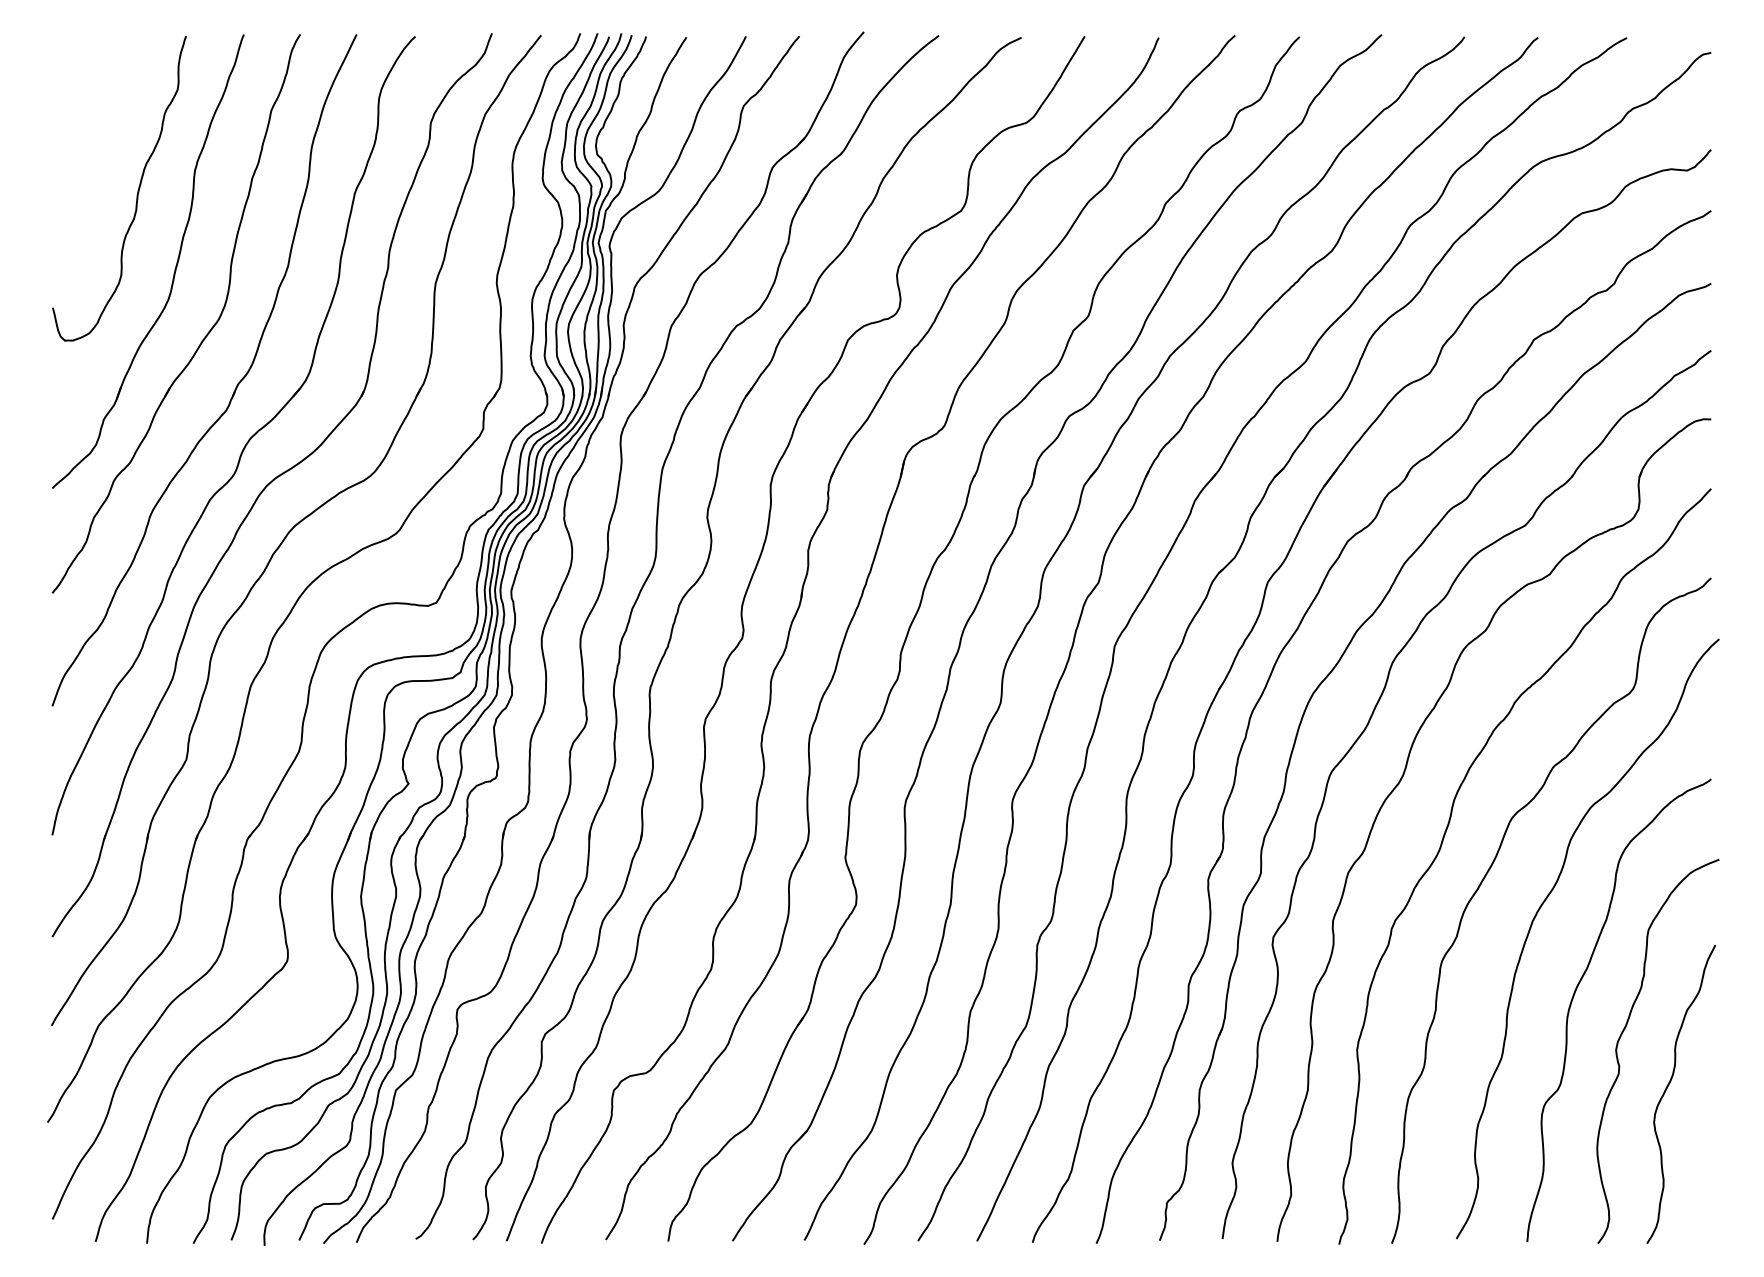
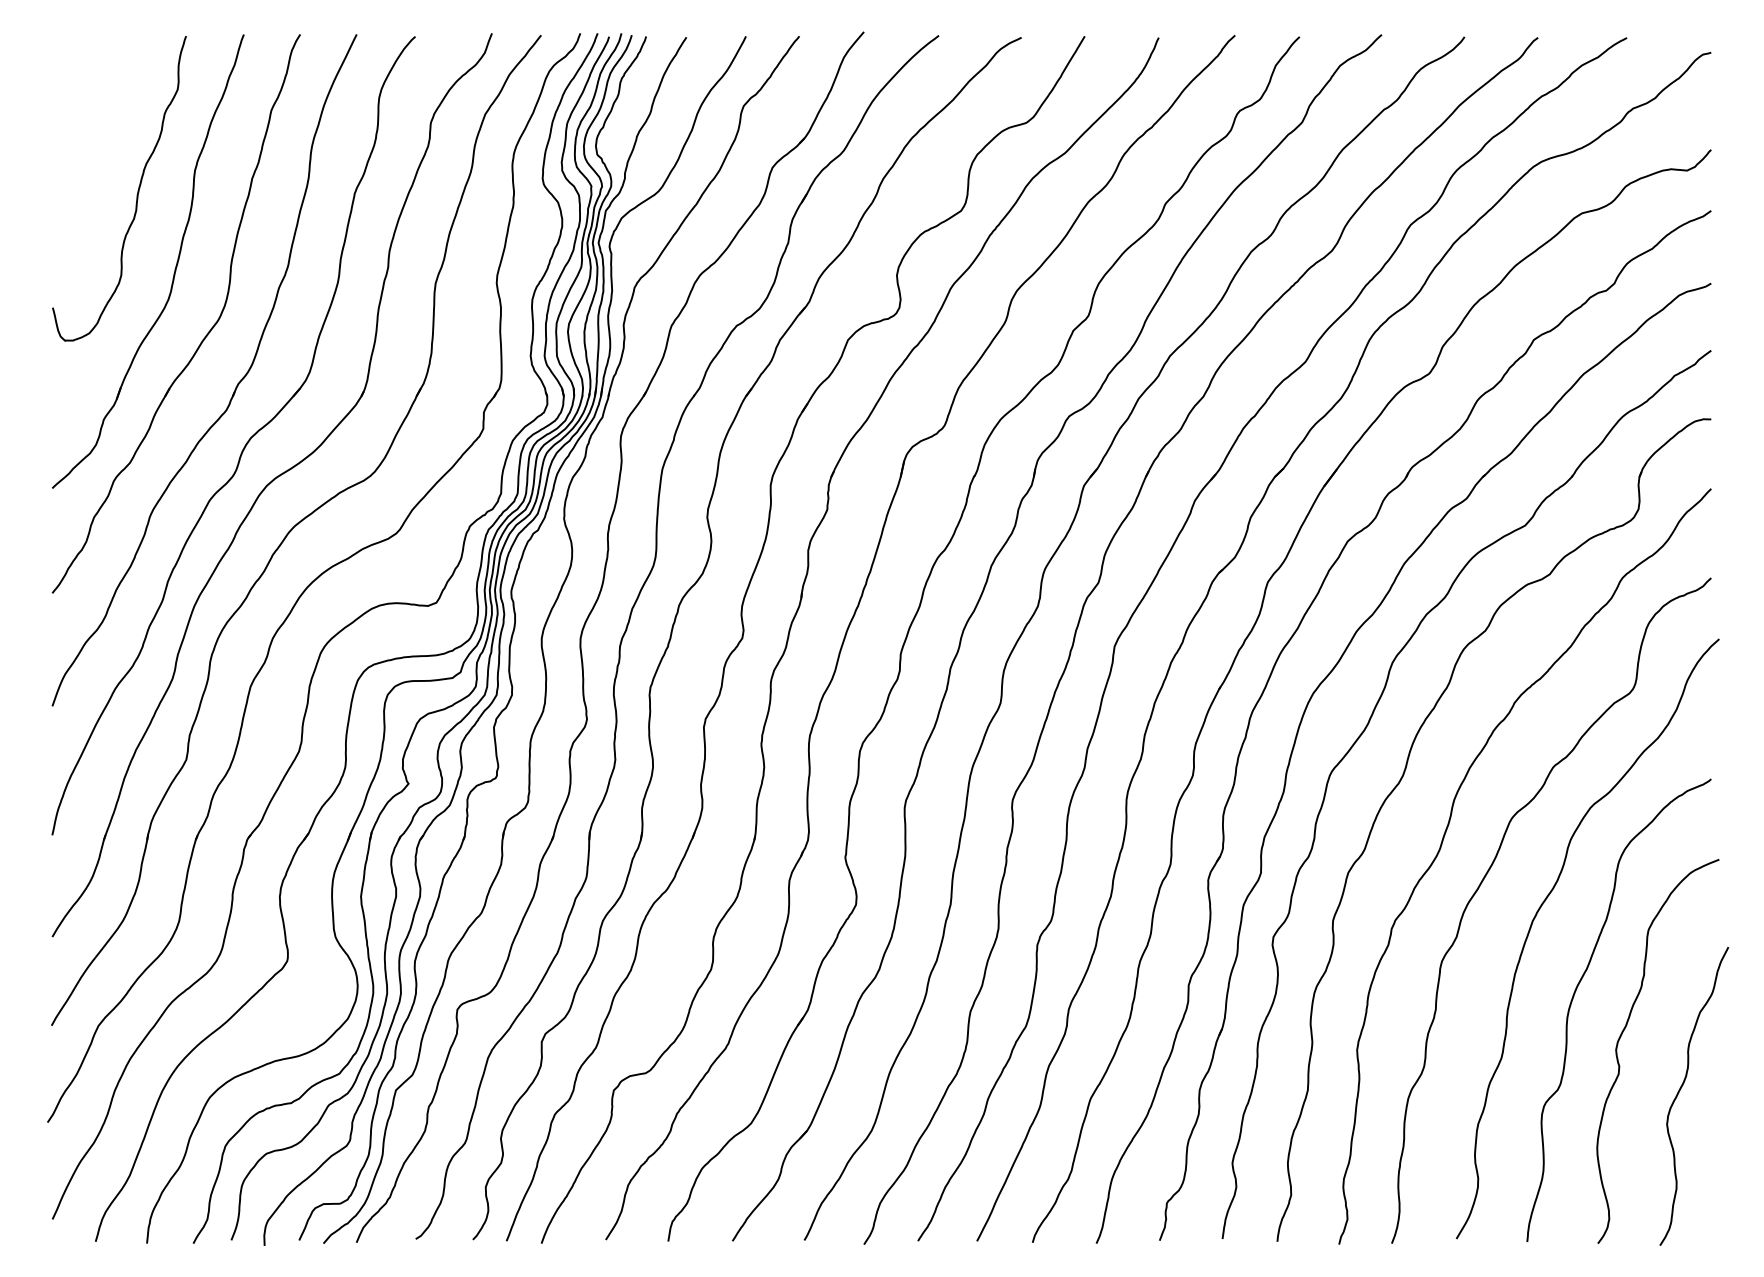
curve position: (1669, 1085) -> (1682, 1087) (1682, 1087)
